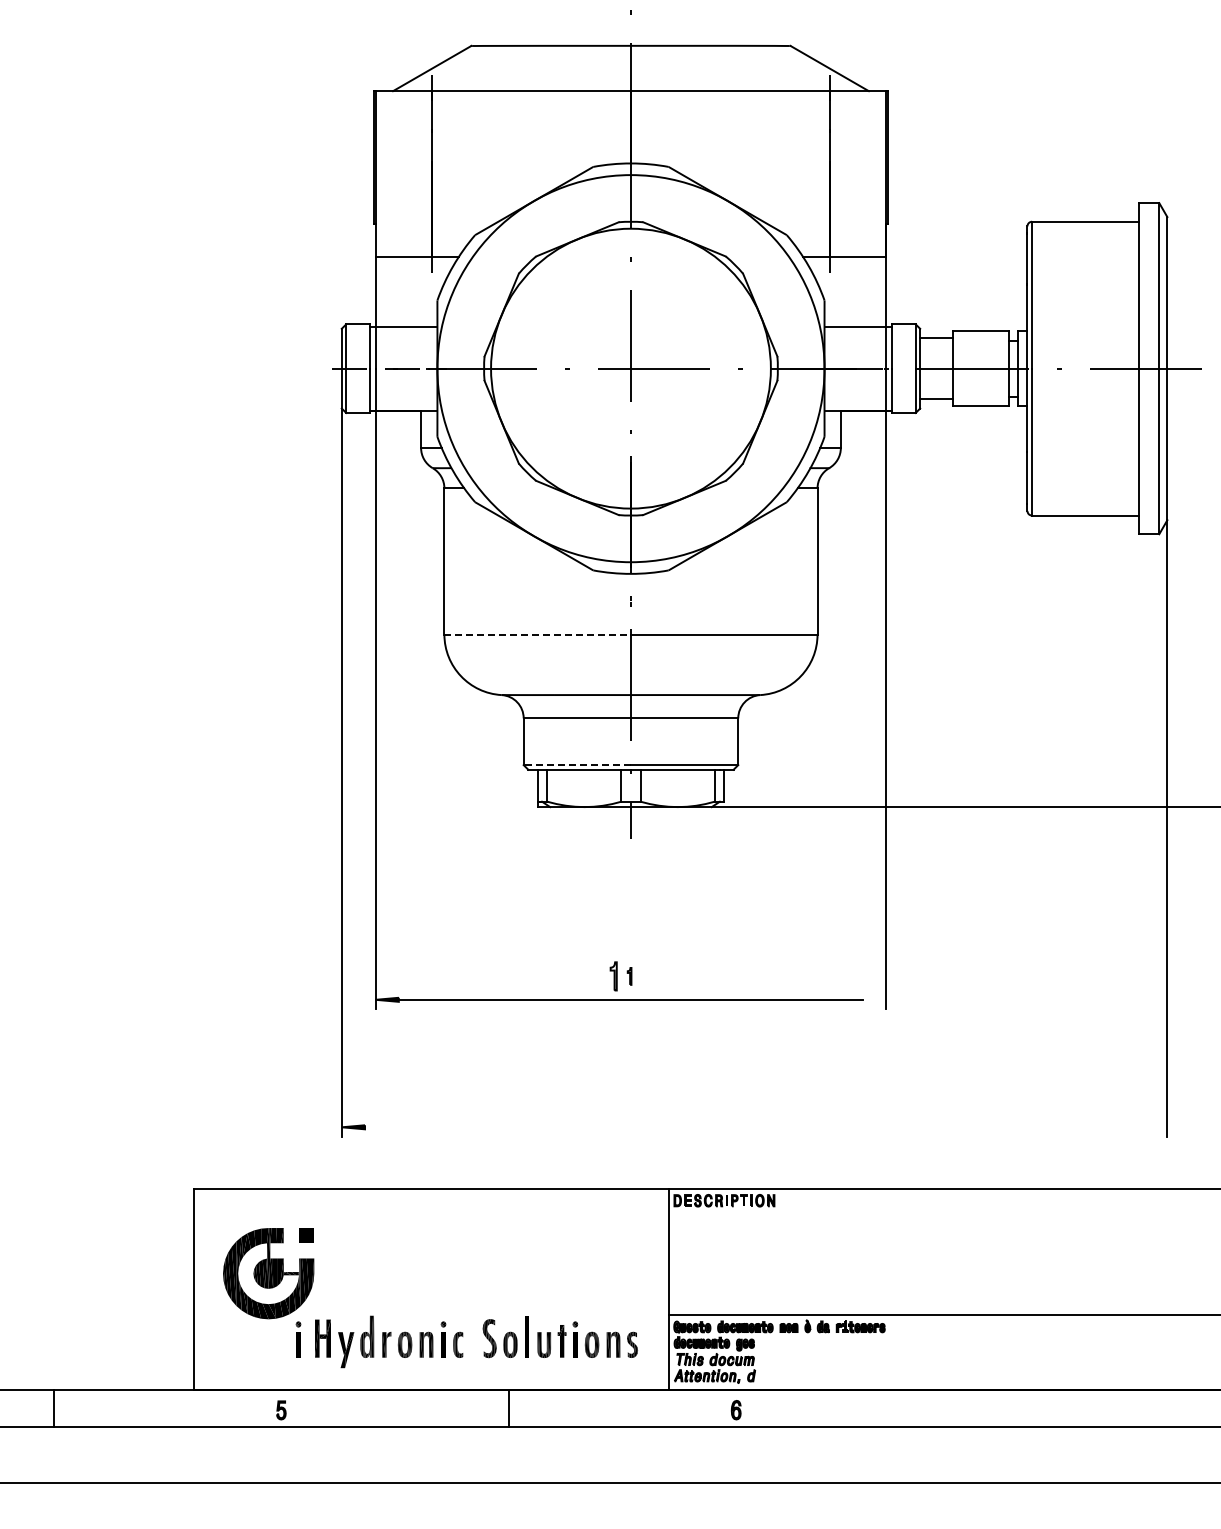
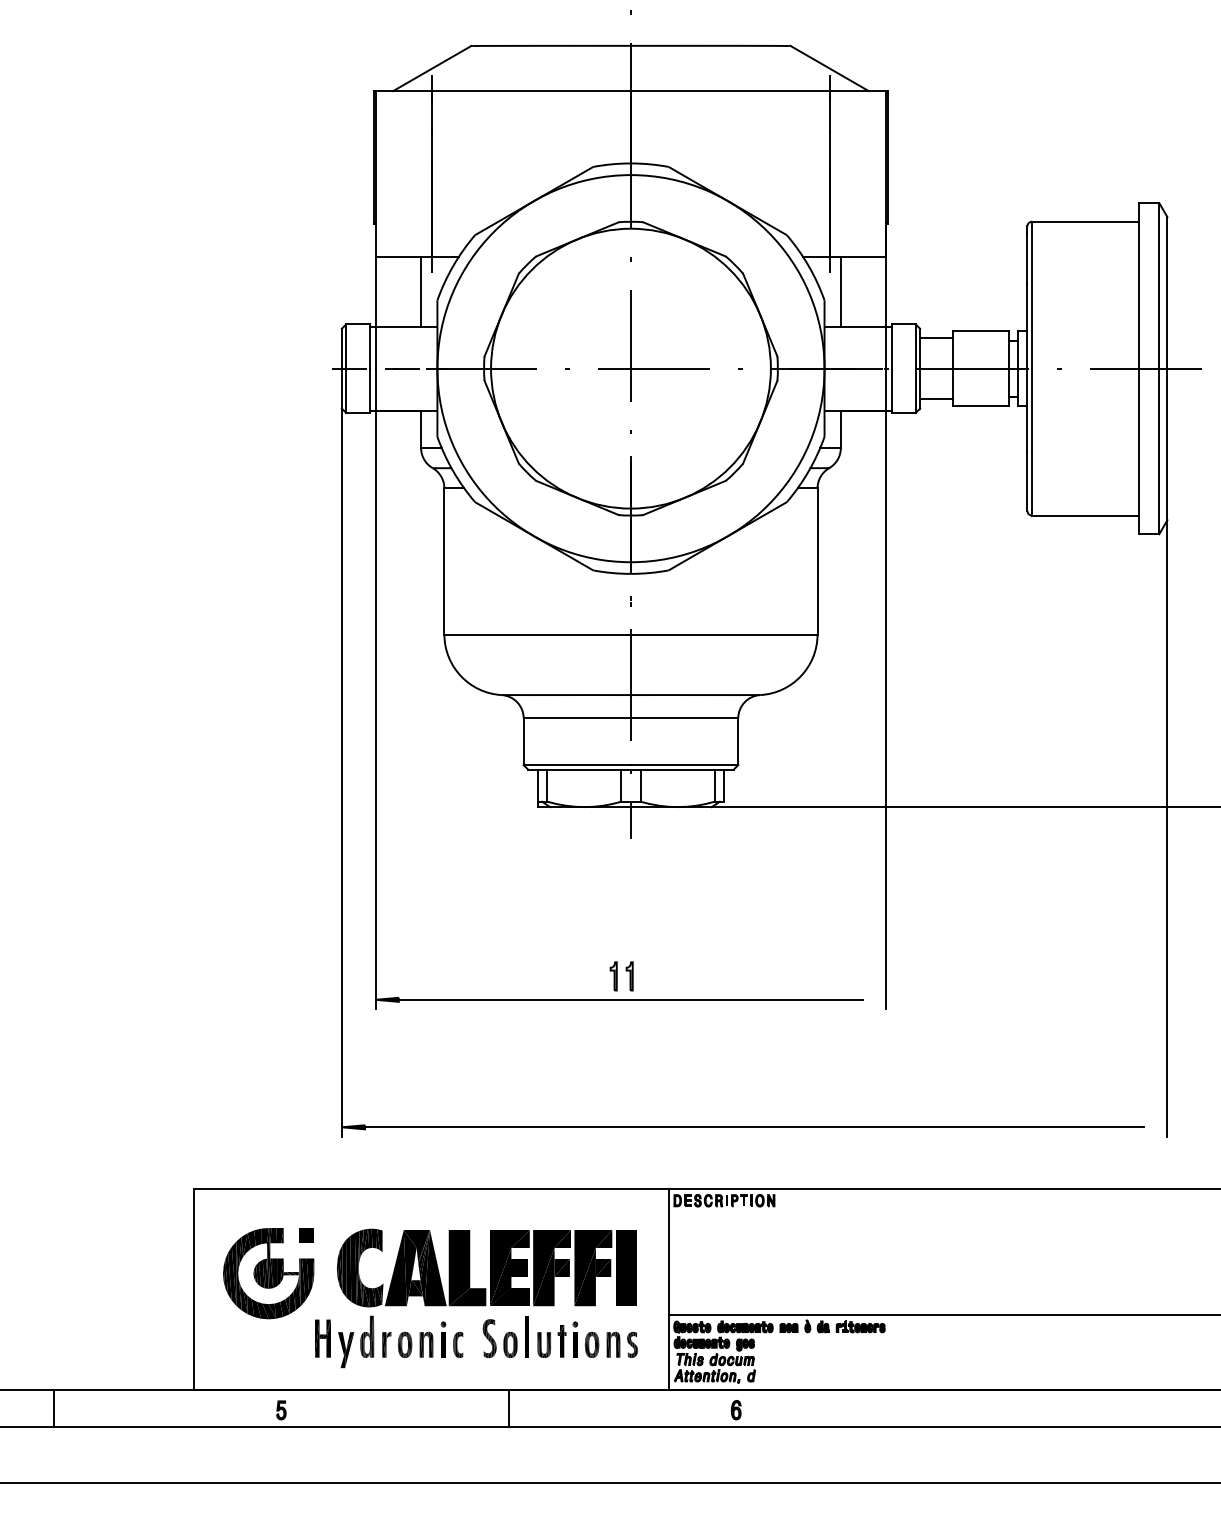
line: none -> present (421, 291)
line: none -> present (840, 291)
line: dashed -> solid (538, 634)
line: dashed -> solid (577, 765)
part size: 7x19 px -> 9x31 px (629, 976)
line: none -> present (754, 1127)
part: none -> present (486, 1267)
part: present -> none (298, 1339)
